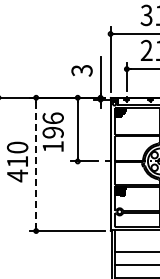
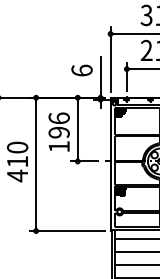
text: 3 -> 6 (81, 70)
text position: (52, 131) -> (58, 131) (58, 131)
line: dashed -> solid (36, 164)
line: none -> present (135, 239)
